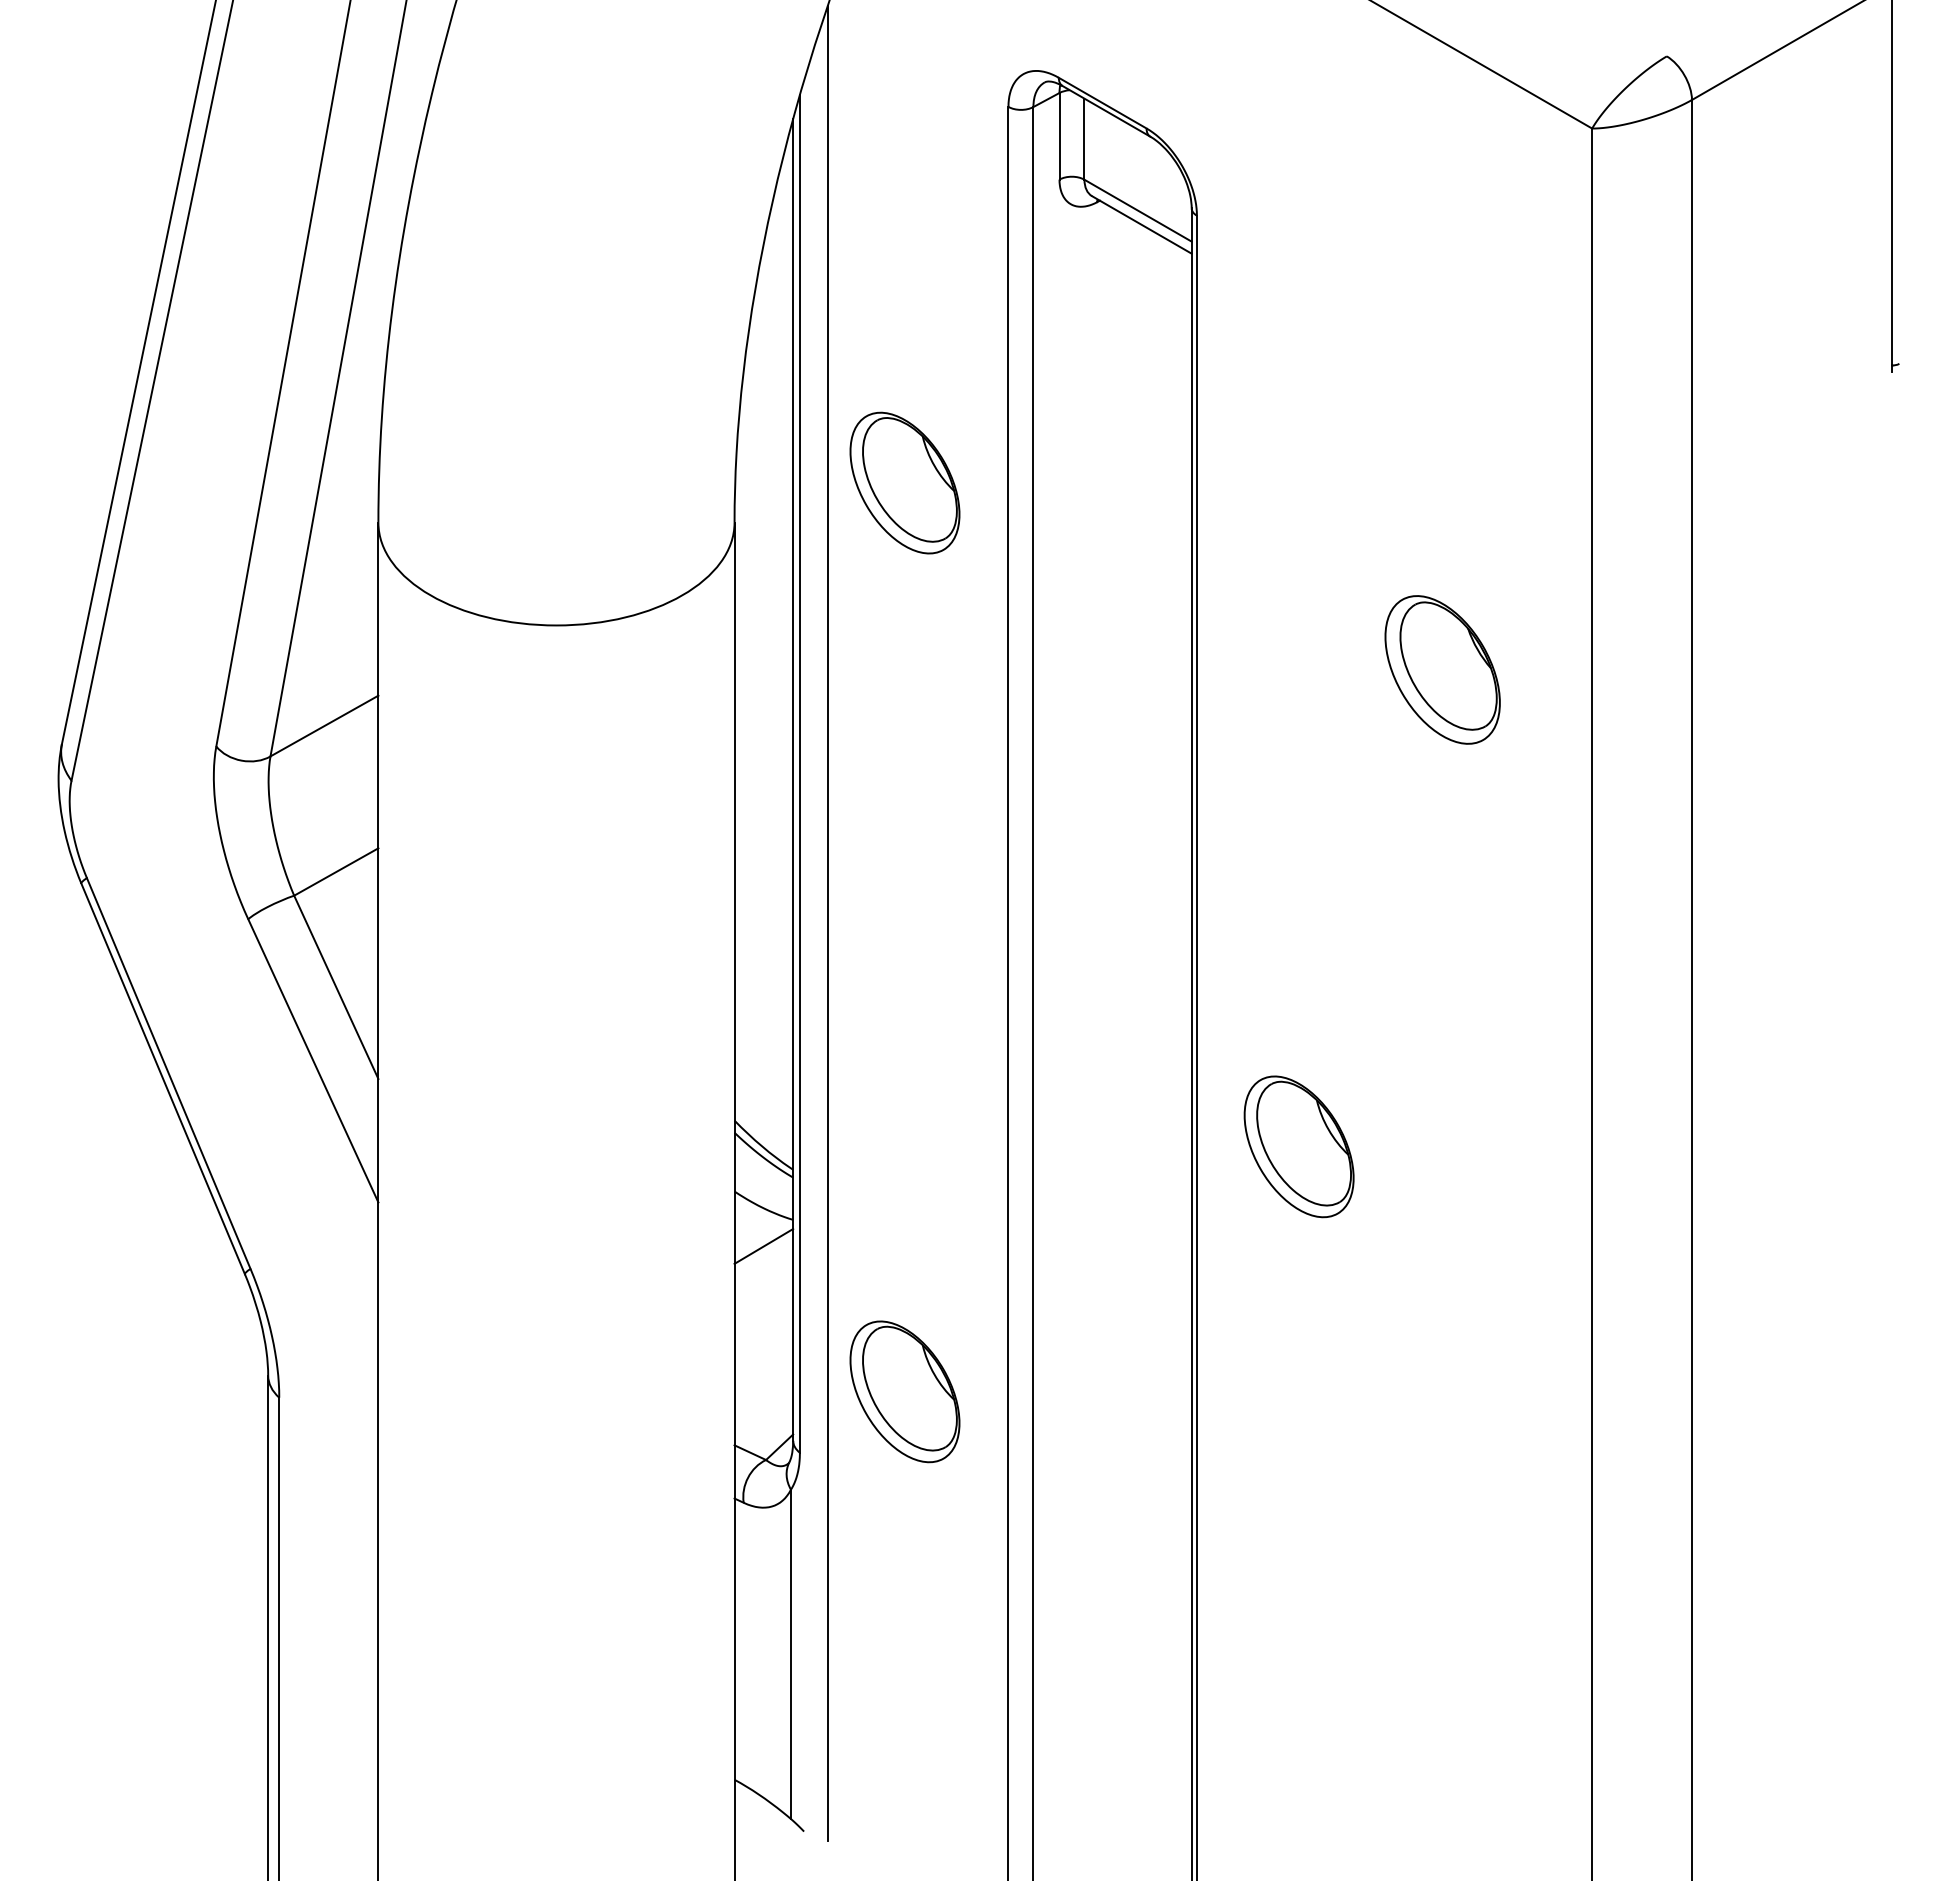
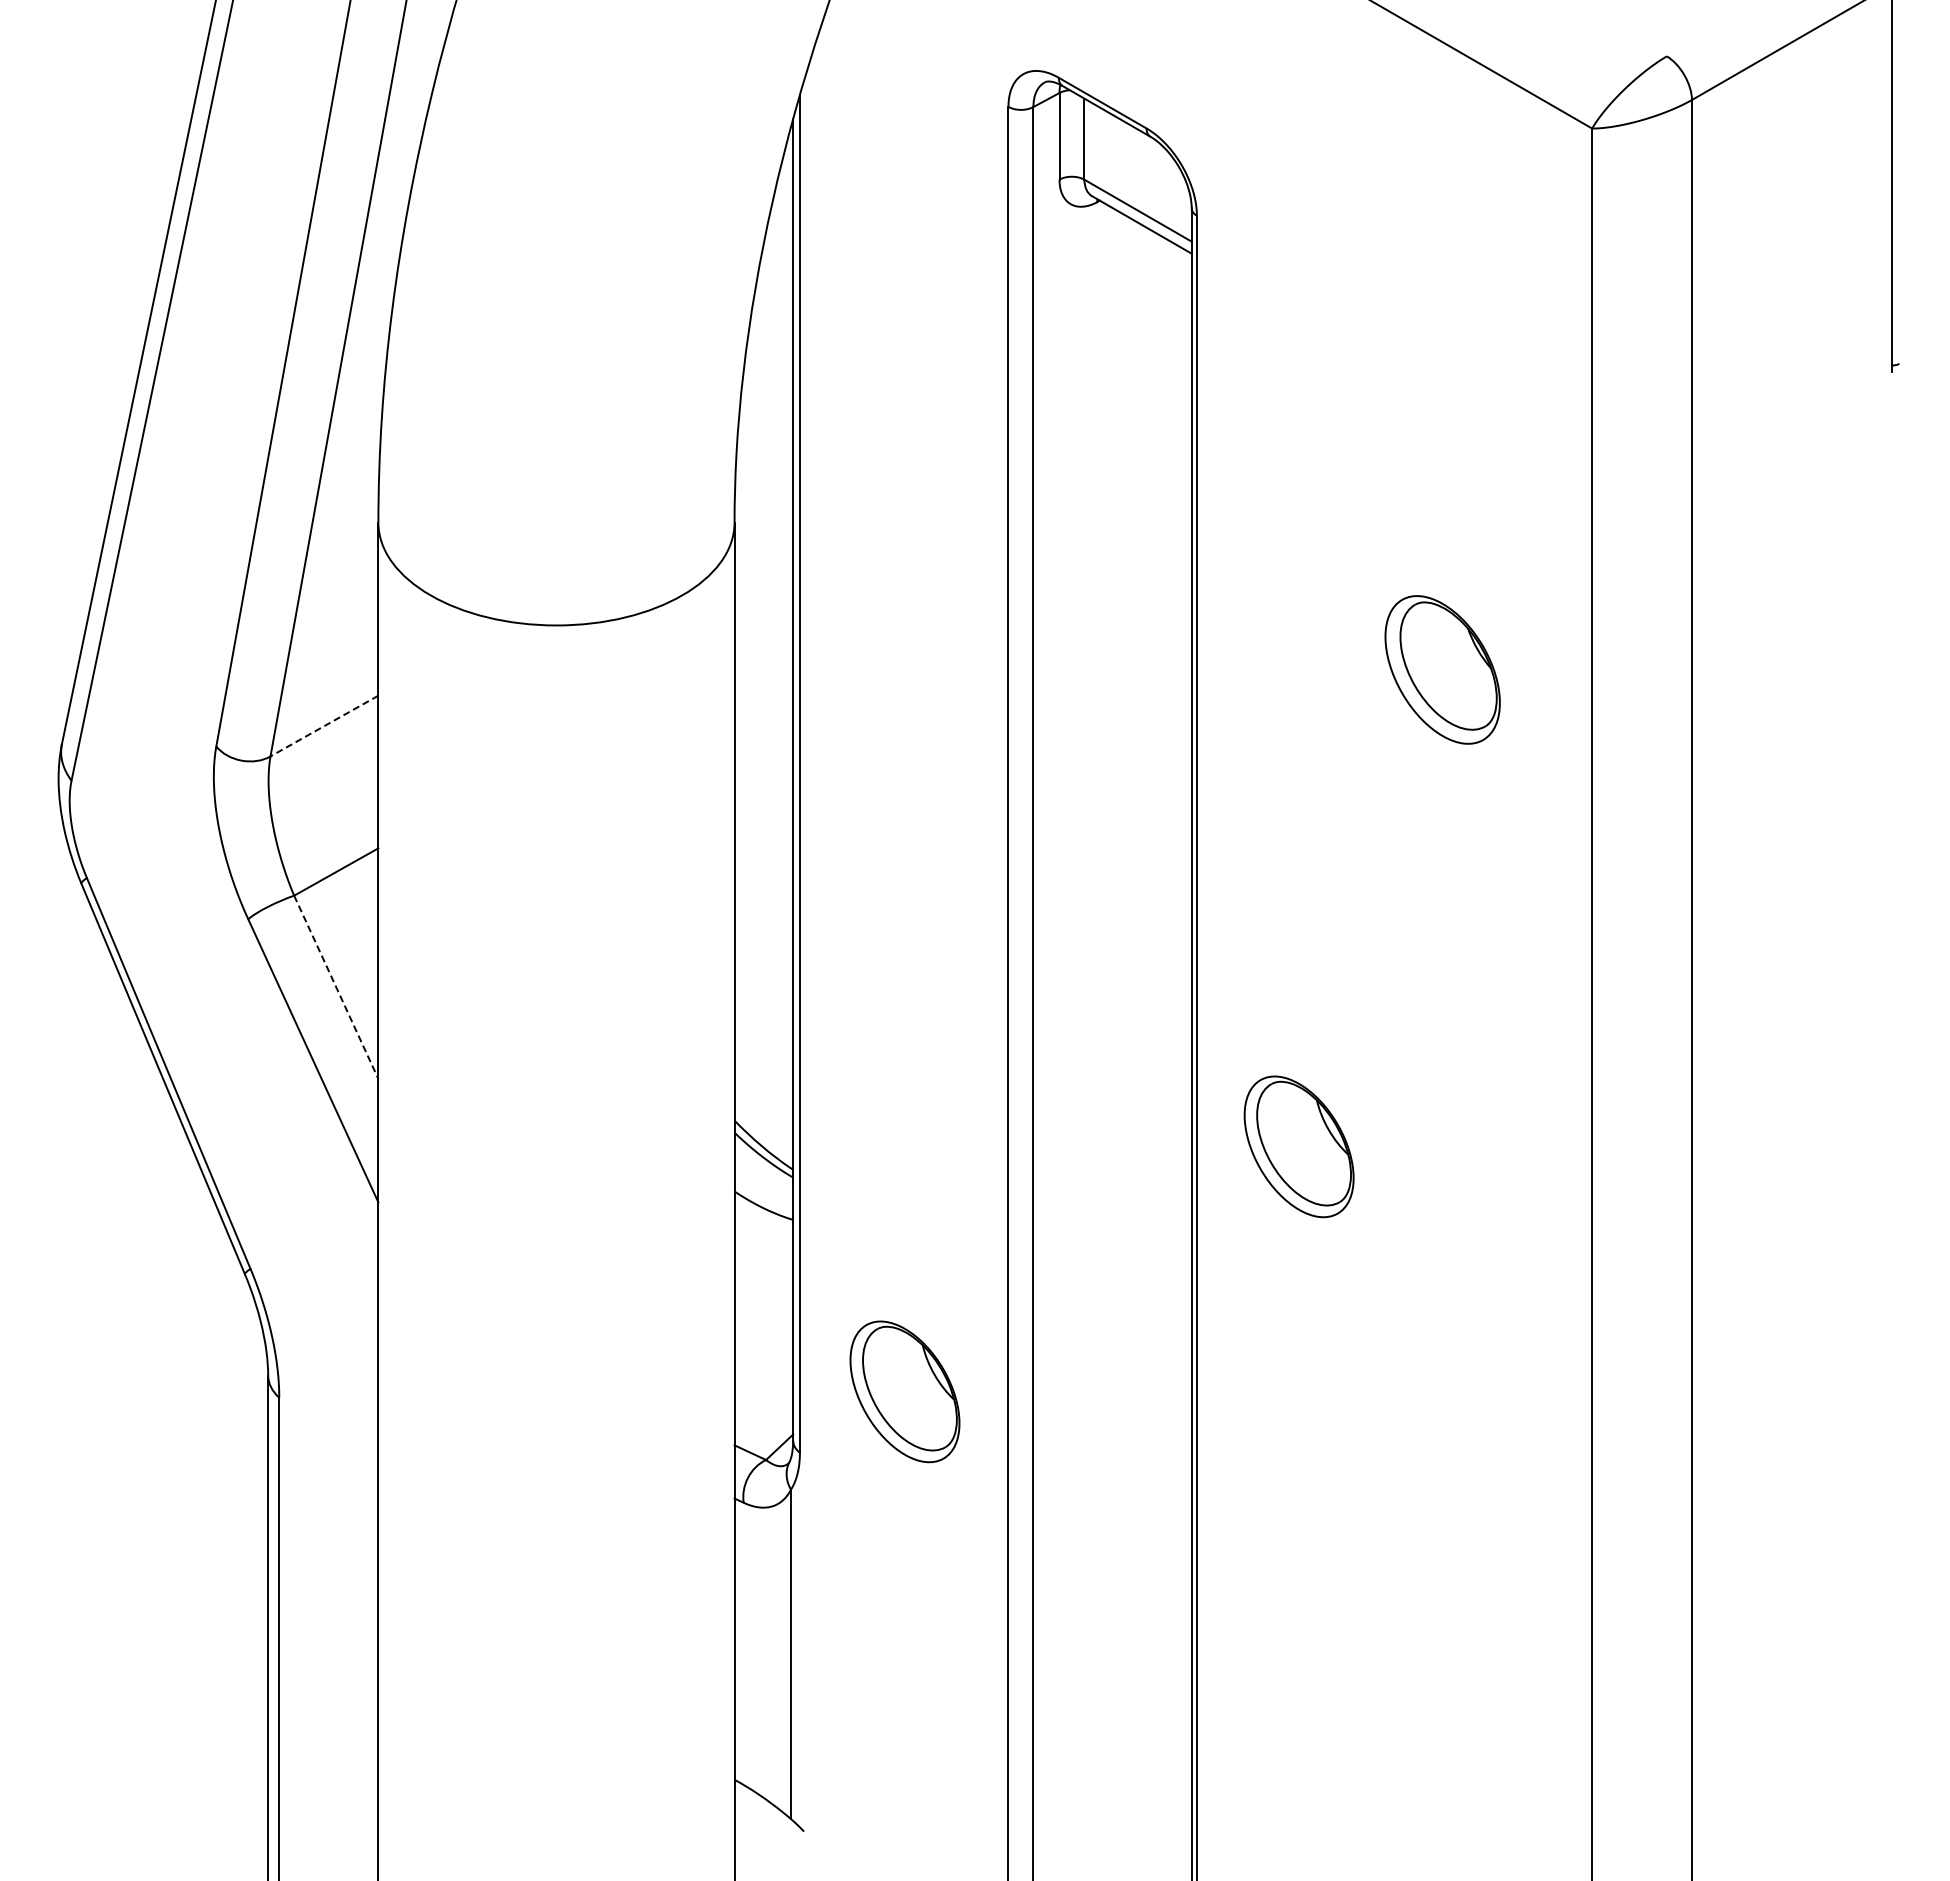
part: present -> none (904, 482)
line: solid -> dashed (324, 726)
line: present -> none (827, 923)
line: solid -> dashed (336, 987)
line: present -> none (763, 1246)
